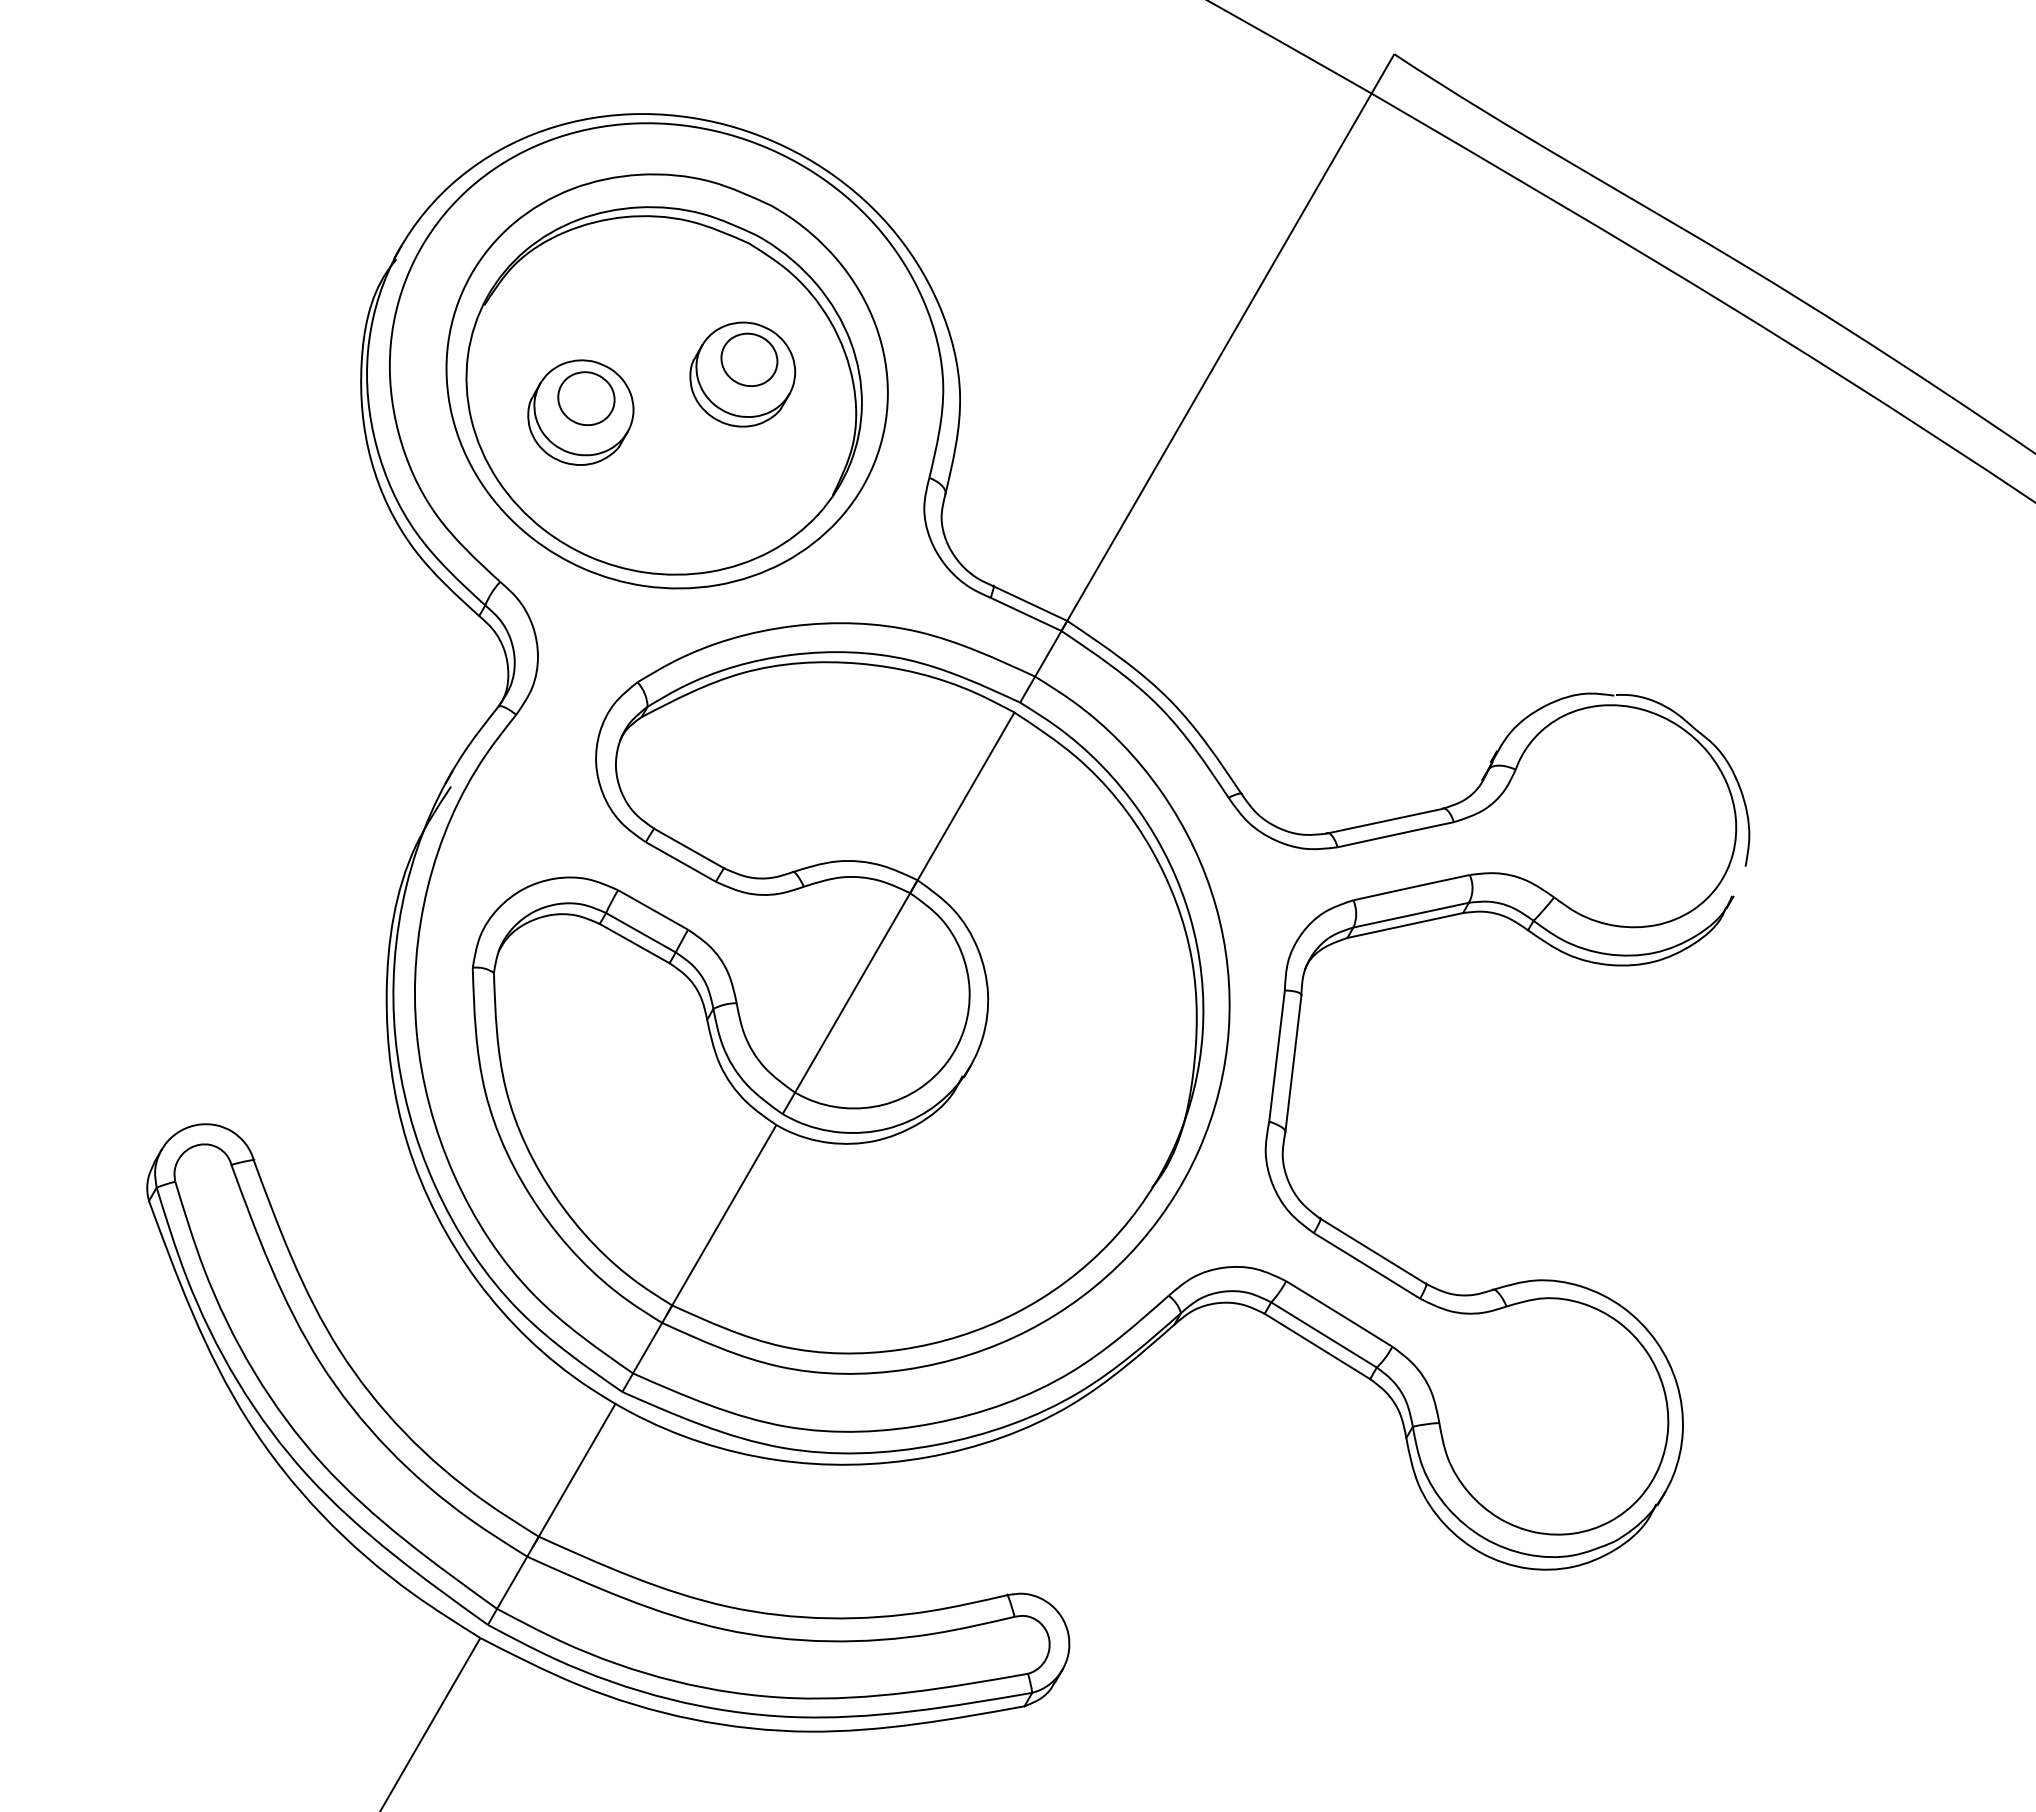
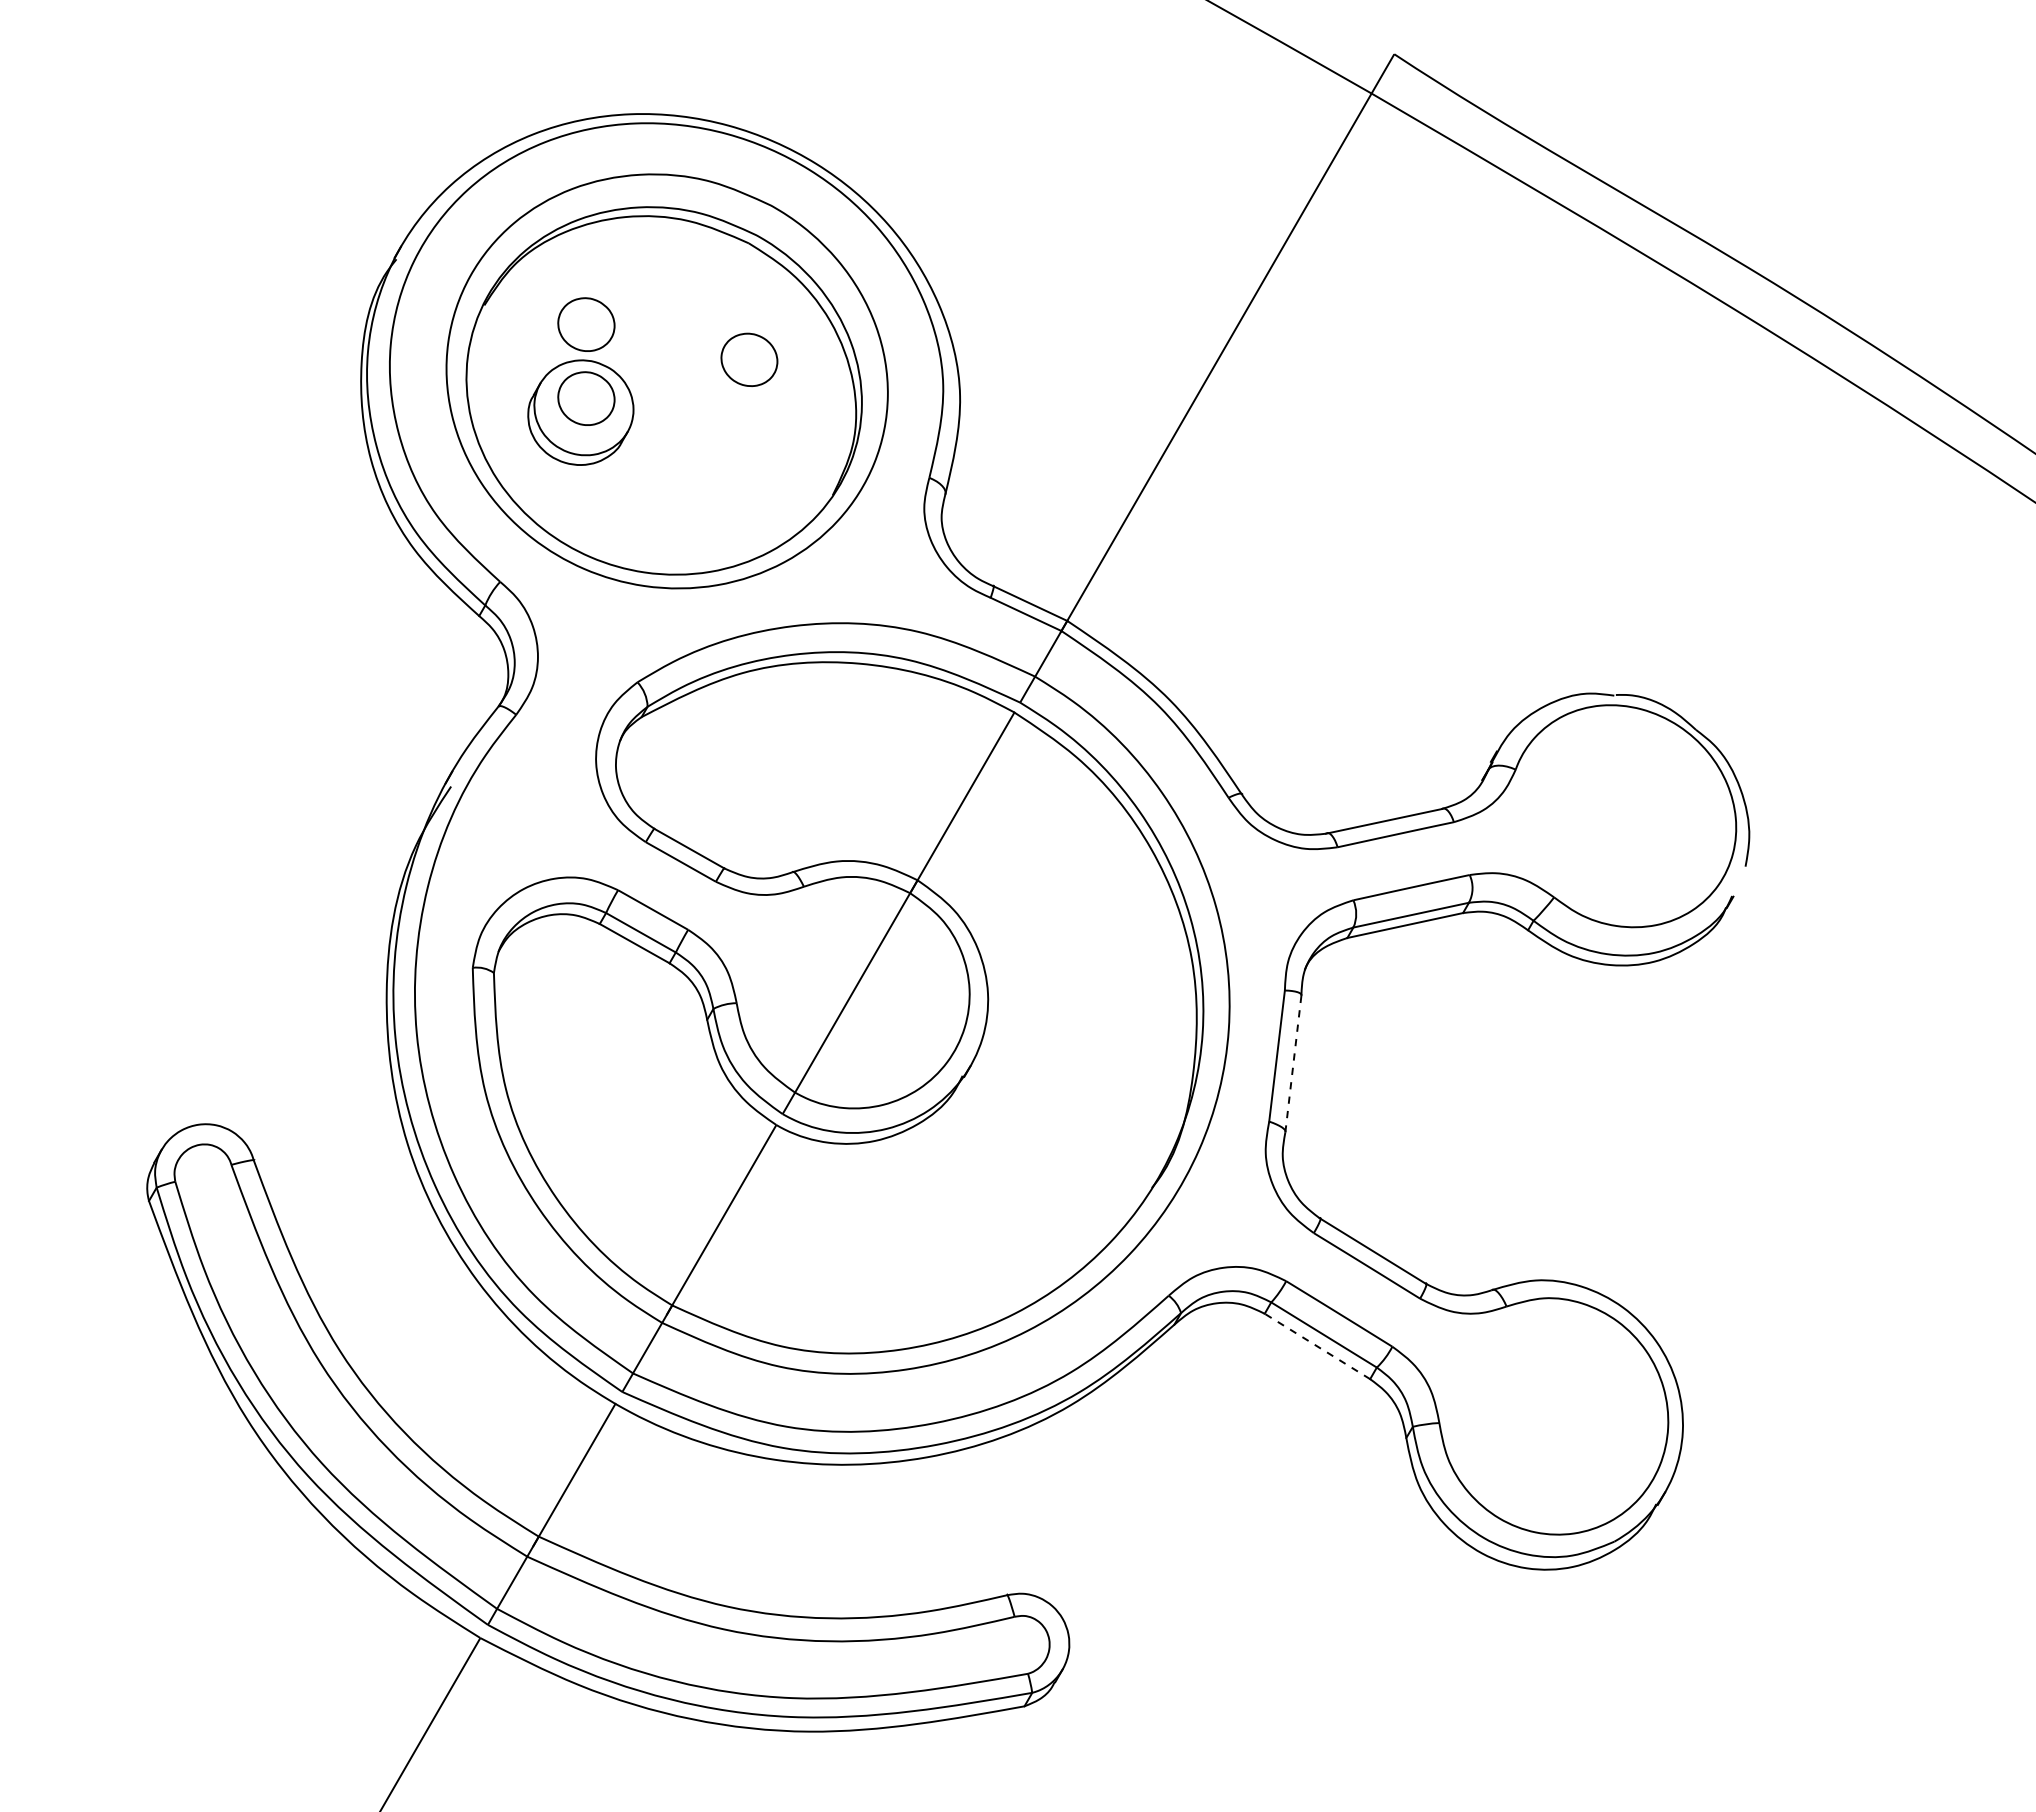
part: none -> present (586, 324)
part: present -> none (742, 374)
line: solid -> dashed (1293, 1064)
line: solid -> dashed (1317, 1346)
